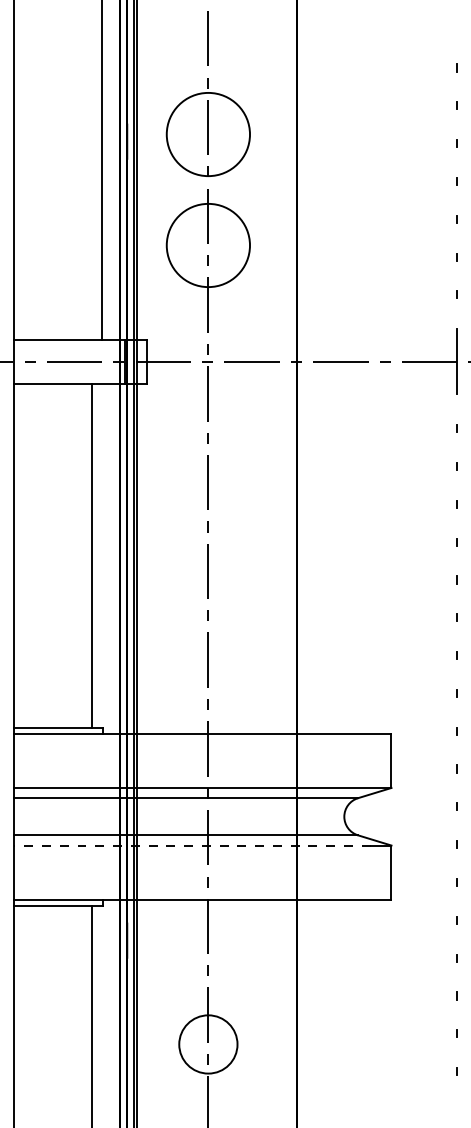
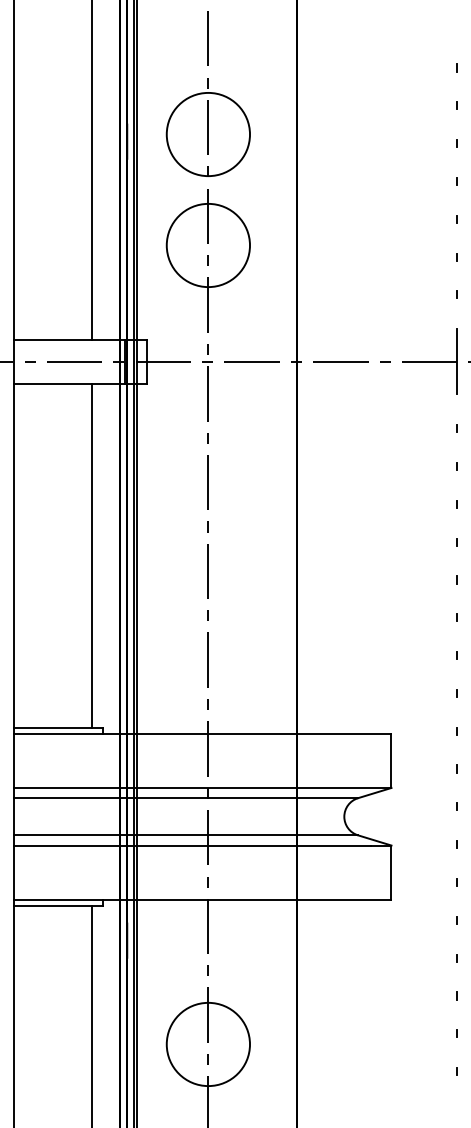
line position: (101, 170) -> (91, 170) (91, 170)
line: dashed -> solid (191, 845)
circle diameter: 58 px -> 83 px (208, 1044)
